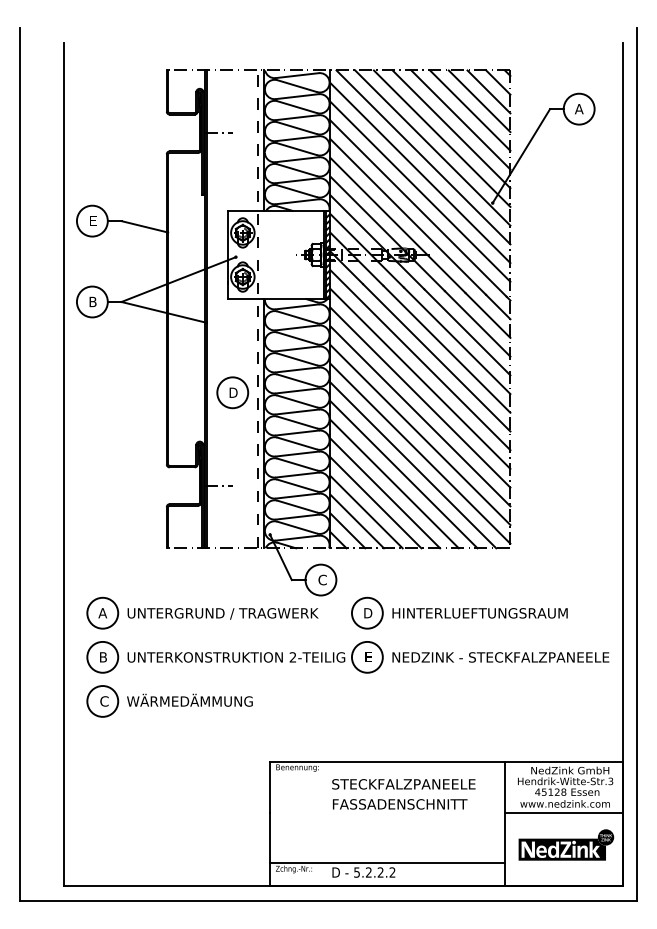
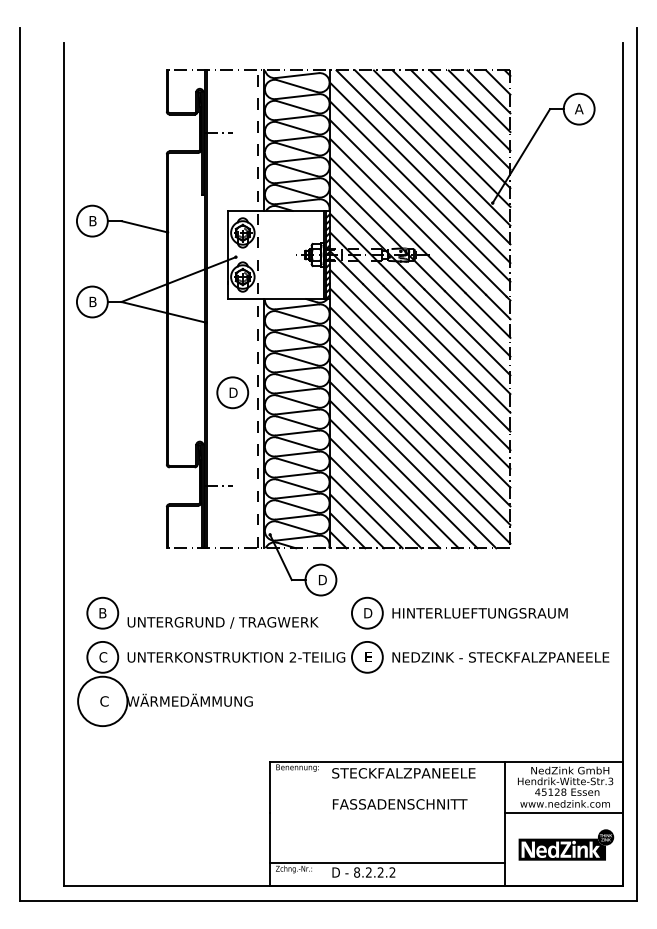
text: E -> B (92, 221)
text: C -> D (322, 579)
text: A -> B (102, 613)
text position: (222, 613) -> (222, 622) (222, 622)
text: B -> C (103, 657)
circle diameter: 31 px -> 49 px (102, 701)
text position: (403, 784) -> (403, 773) (403, 773)
text: 5.2.2.2 -> 8.2.2.2 (357, 872)
